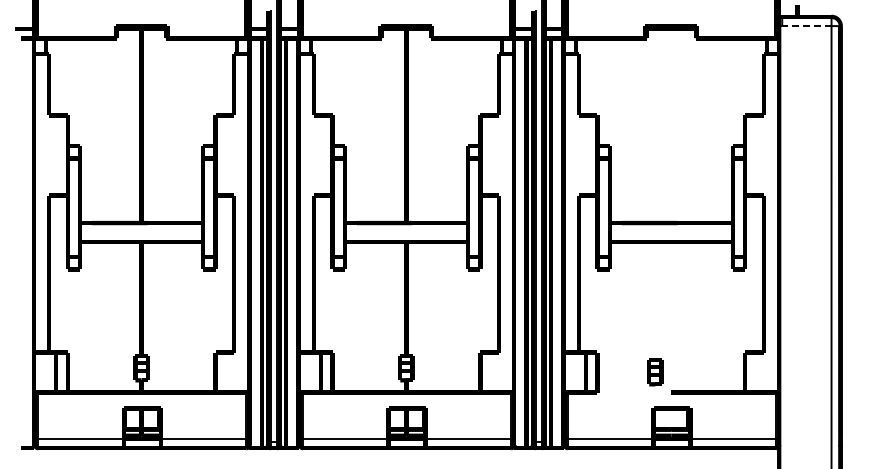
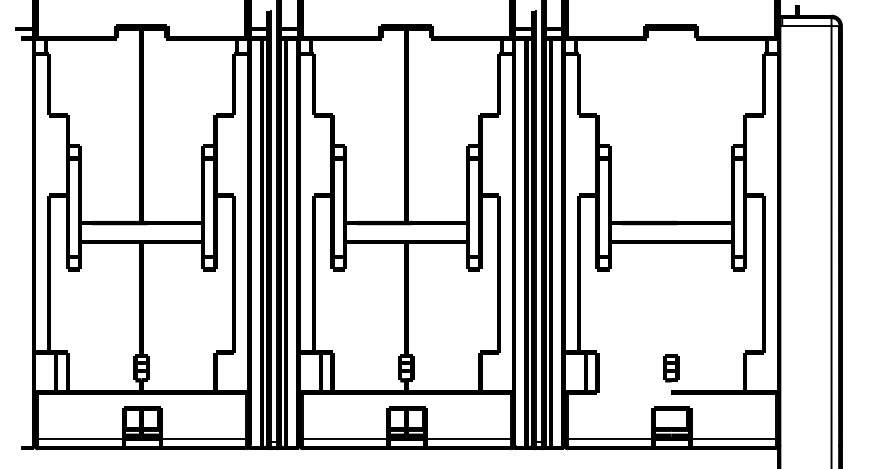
line: dashed -> solid (806, 26)
part position: (655, 372) -> (671, 368) (671, 368)
